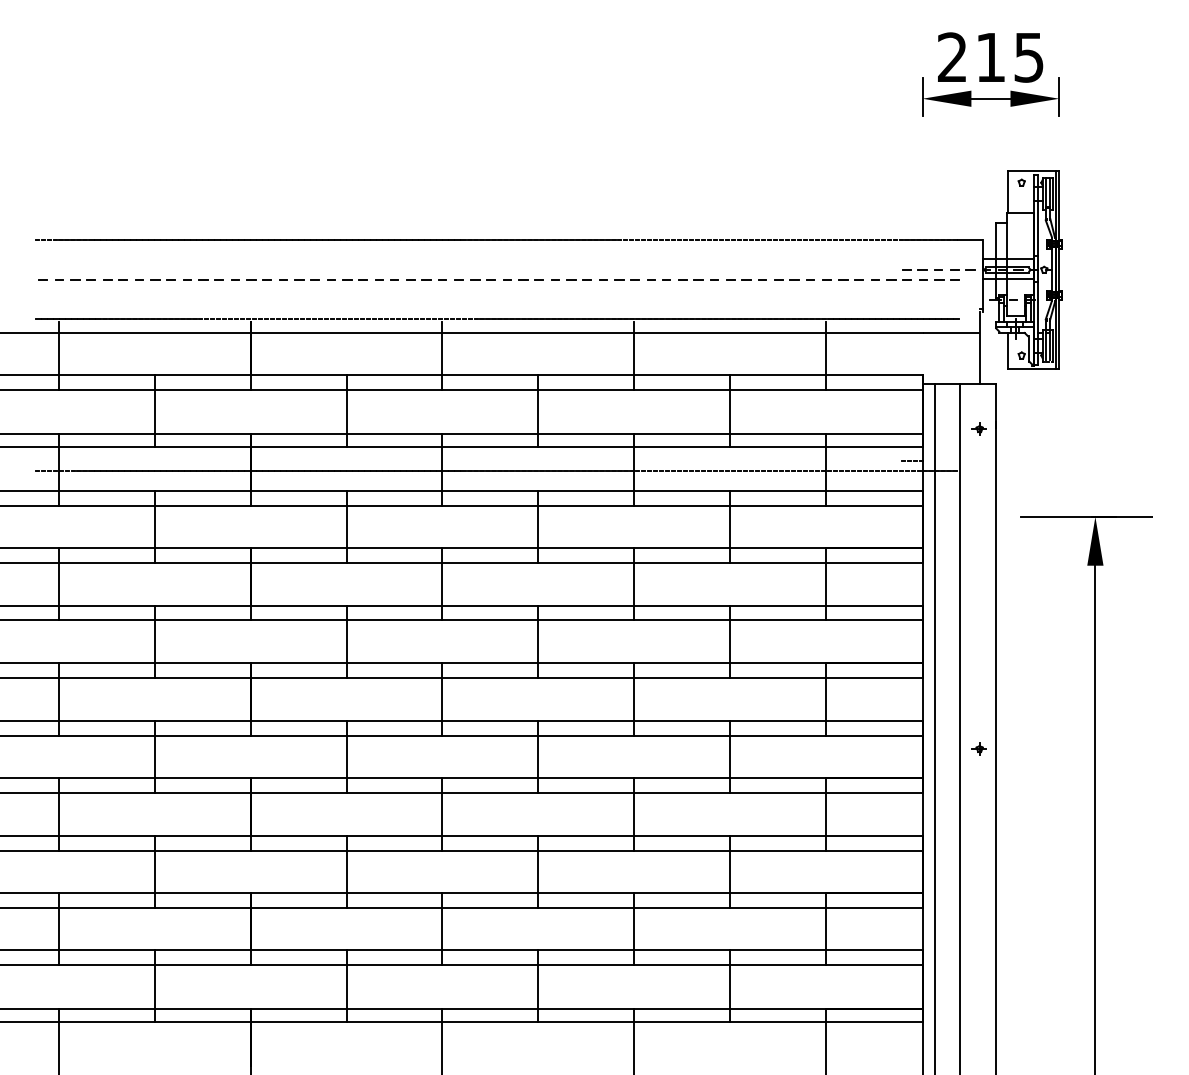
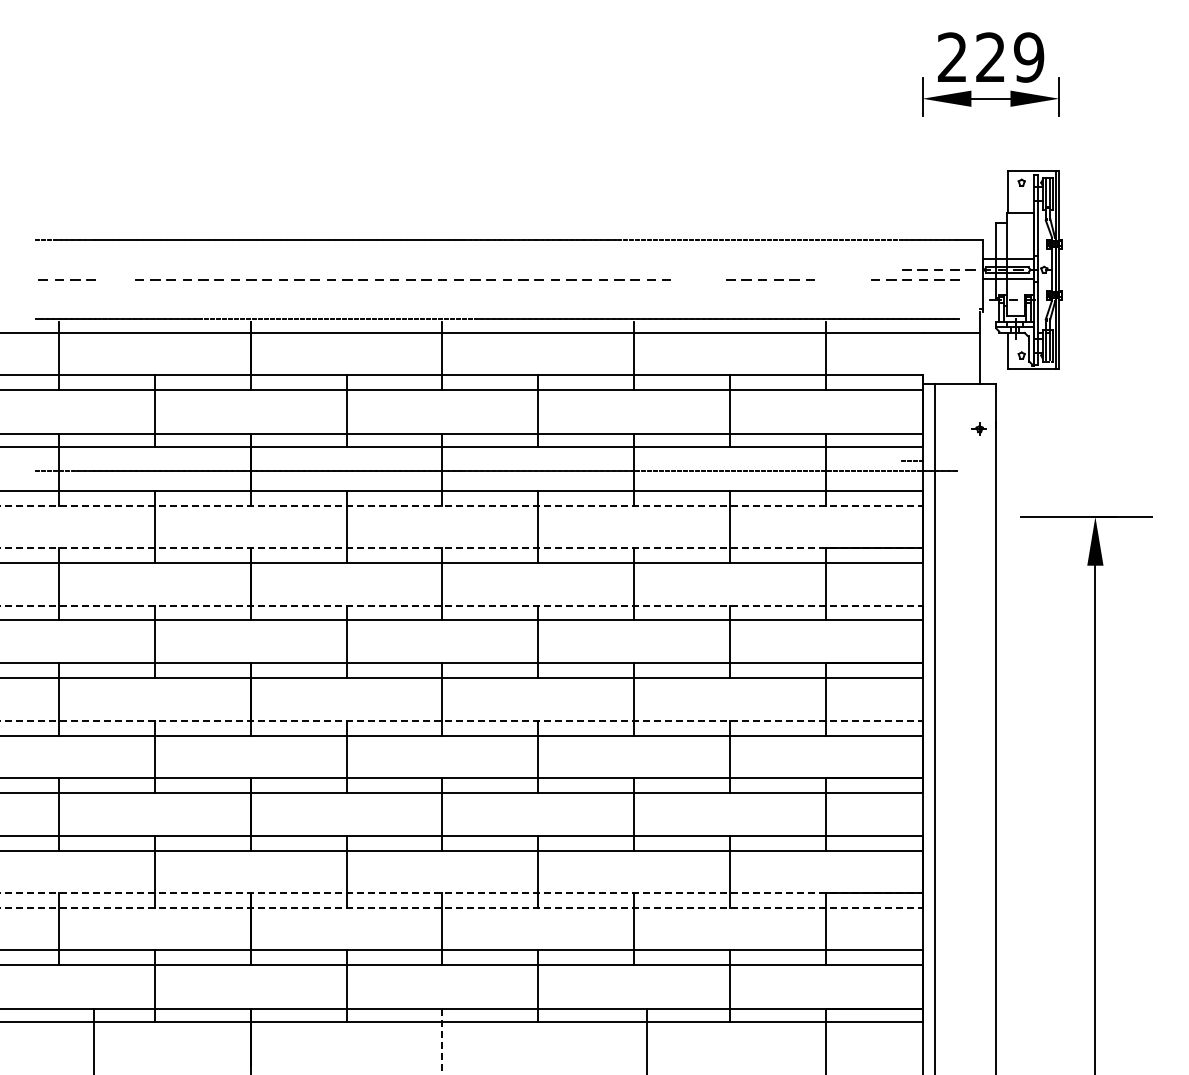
text: 215 -> 229 (1010, 57)
line: present -> none (112, 279)
line: present -> none (698, 279)
line: present -> none (842, 279)
line: solid -> dashed (461, 505)
line: solid -> dashed (461, 547)
line: solid -> dashed (461, 606)
line: solid -> dashed (461, 720)
line: present -> none (960, 727)
part: present -> none (978, 748)
line: solid -> dashed (461, 893)
line: solid -> dashed (461, 908)
line position: (58, 1039) -> (93, 1039) (93, 1039)
line position: (634, 1039) -> (647, 1039) (647, 1039)
line: solid -> dashed (441, 1041)
